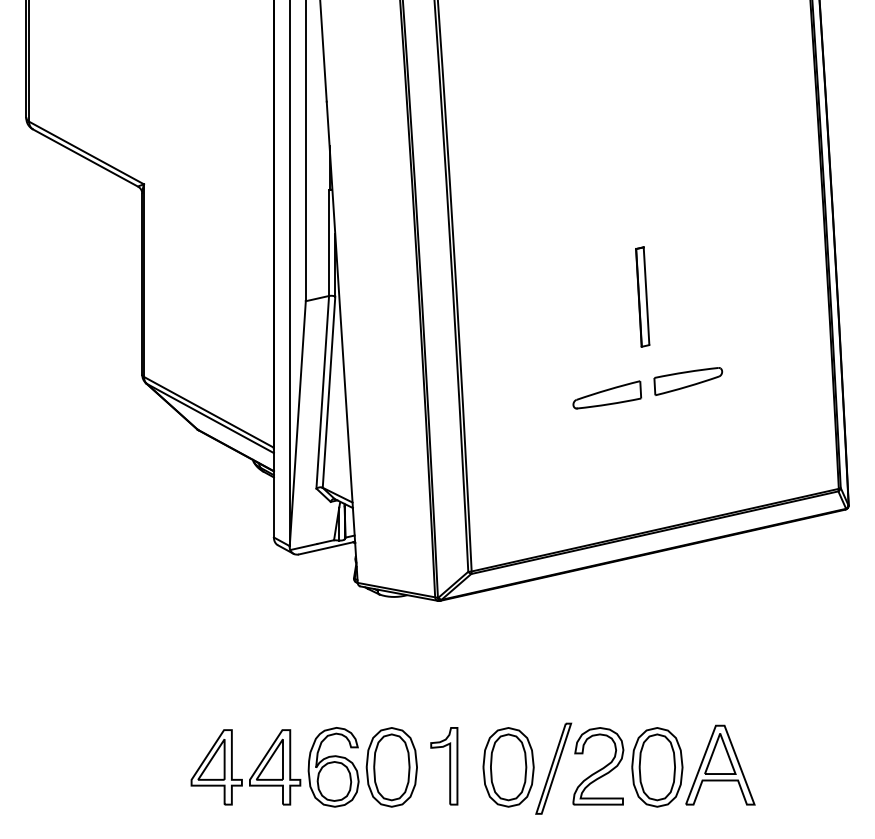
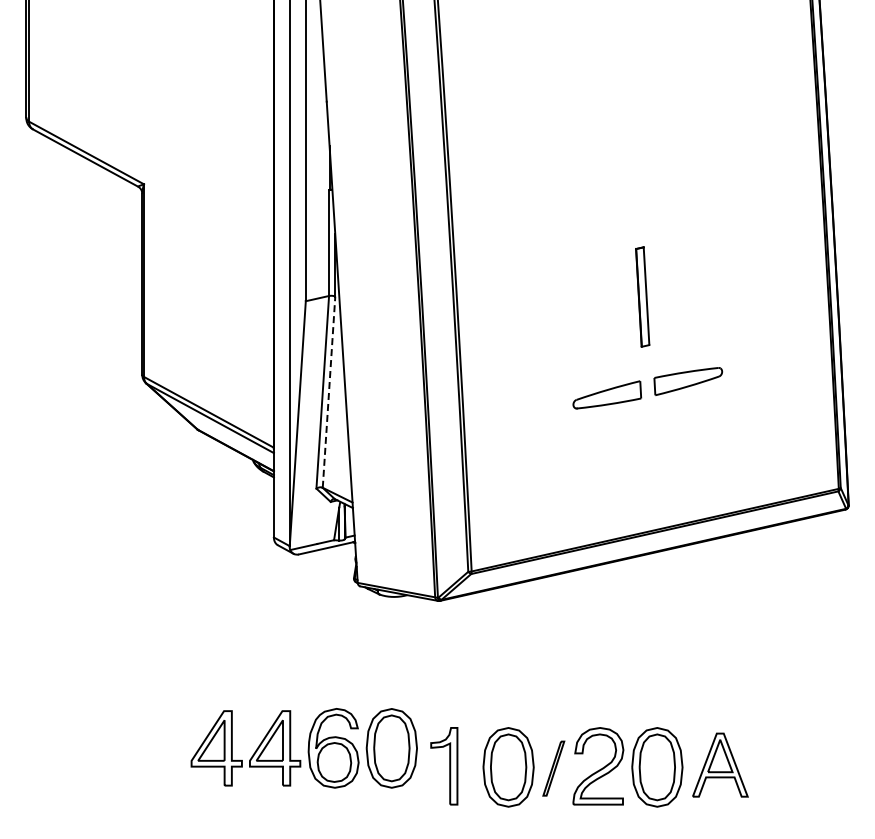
line: solid -> dashed (329, 392)
part size: 71x82 px -> 57x66 px (720, 764)
part position: (303, 767) -> (303, 748) (303, 748)
part size: 38x93 px -> 24x57 px (553, 768)
